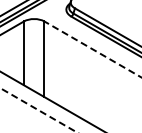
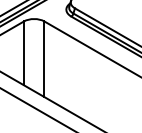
line: dashed -> solid (92, 49)
line: dashed -> solid (38, 110)
